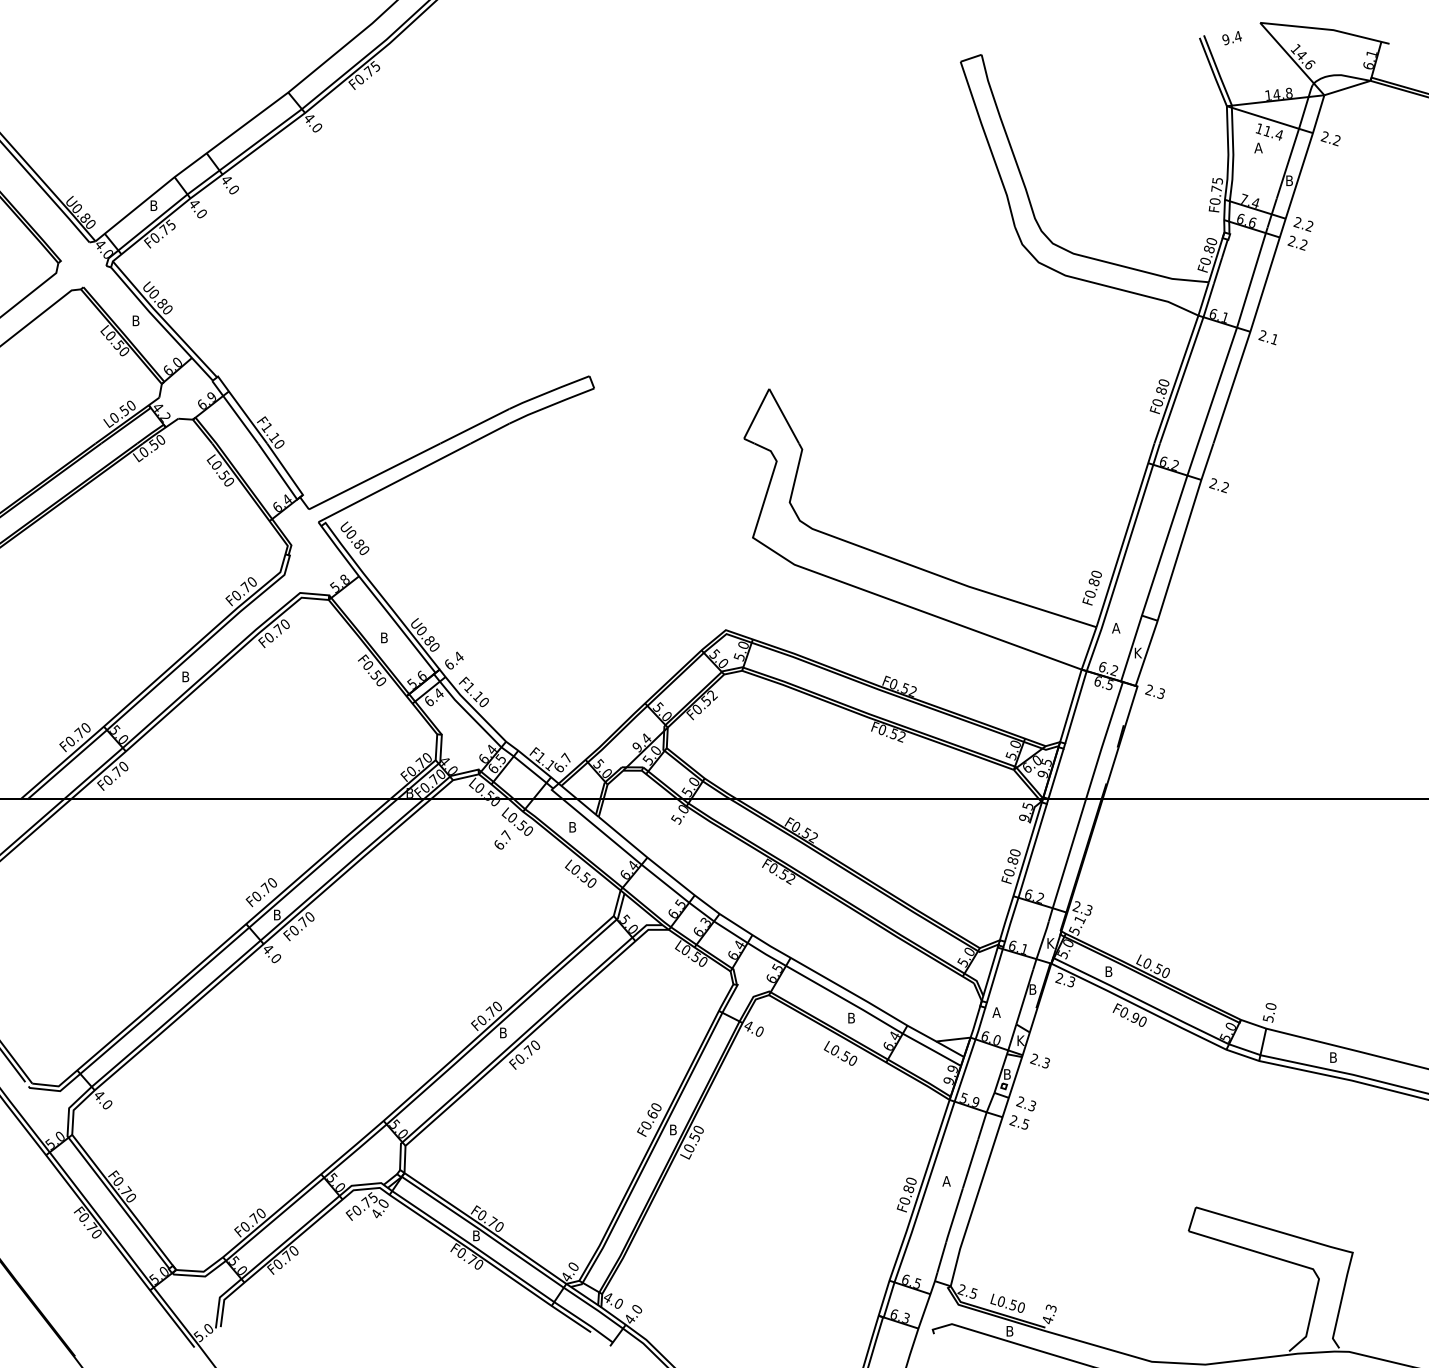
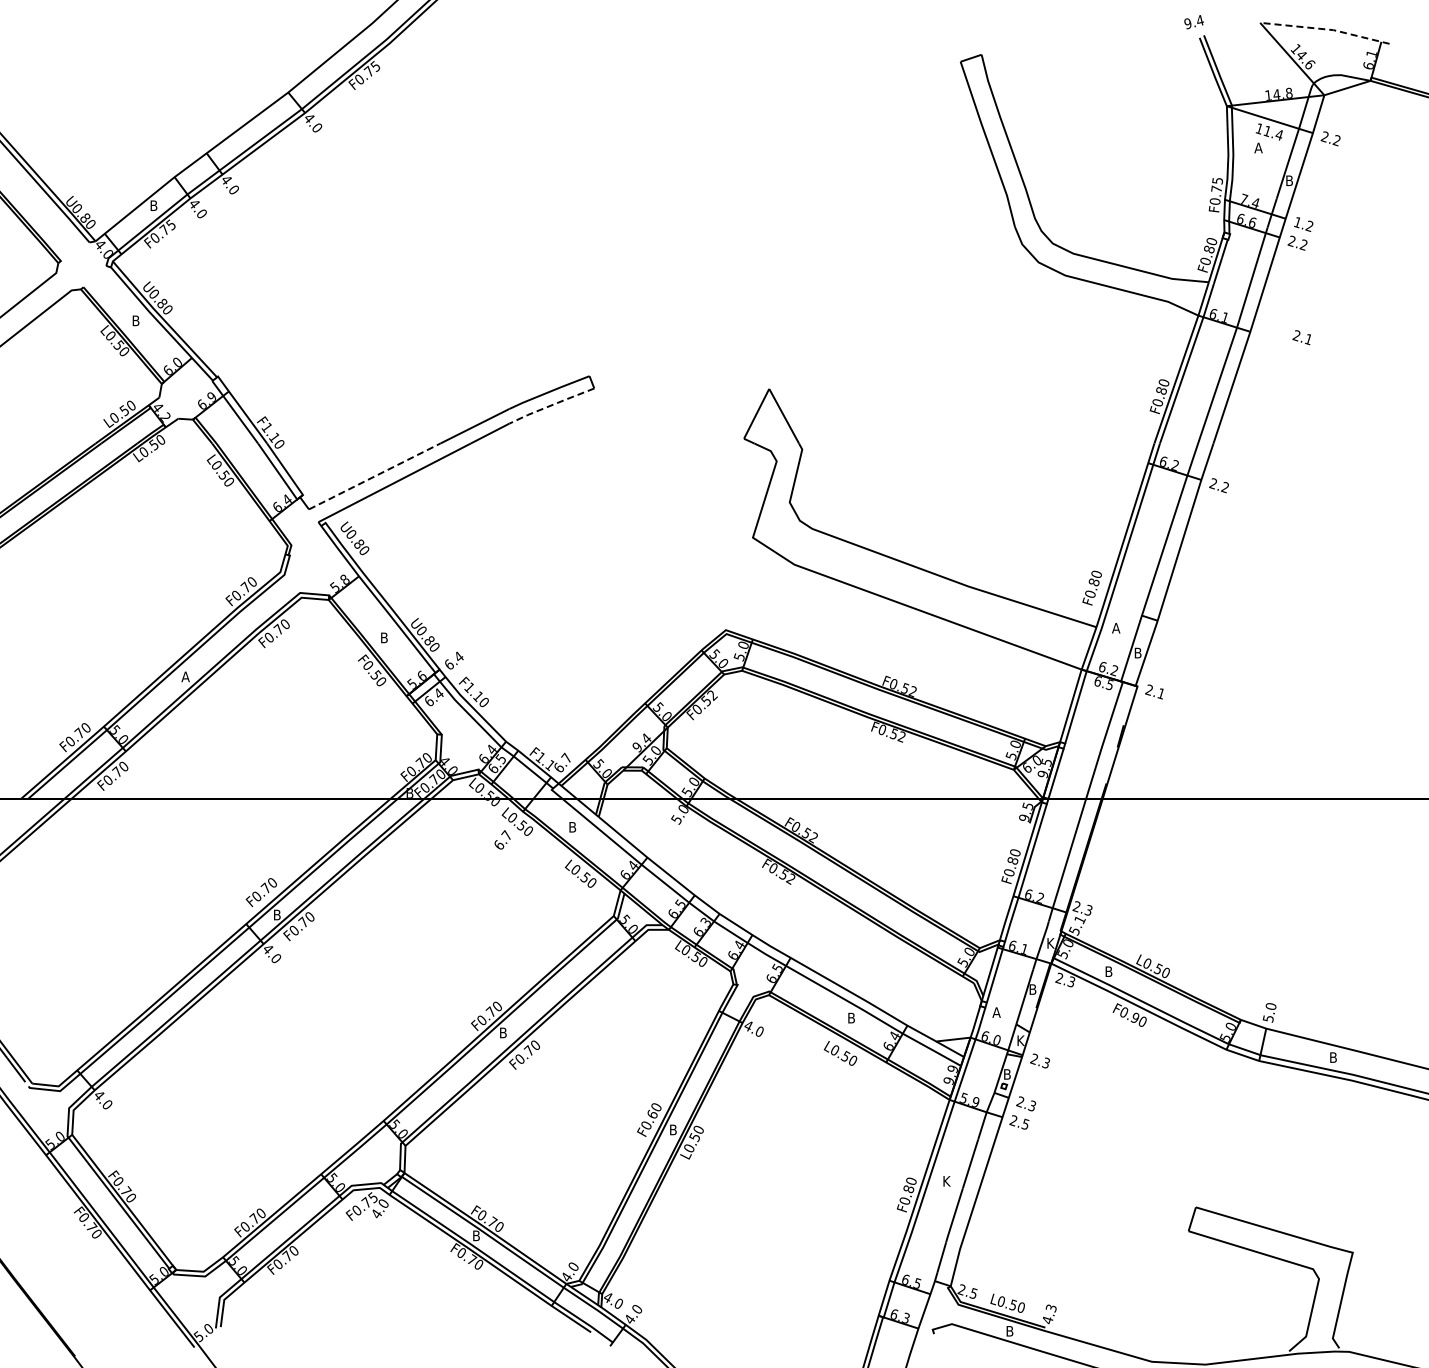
line: solid -> dashed (1326, 29)
text position: (1231, 38) -> (1193, 22) (1193, 22)
text: 2.2 -> 1.2 (1297, 221)
text position: (1267, 337) -> (1301, 337) (1301, 337)
line: solid -> dashed (550, 405)
line: solid -> dashed (375, 476)
text: K -> B (1138, 652)
text: B -> A (185, 676)
text: 2.3 -> 2.1 (1160, 693)
text: A -> K (946, 1181)
